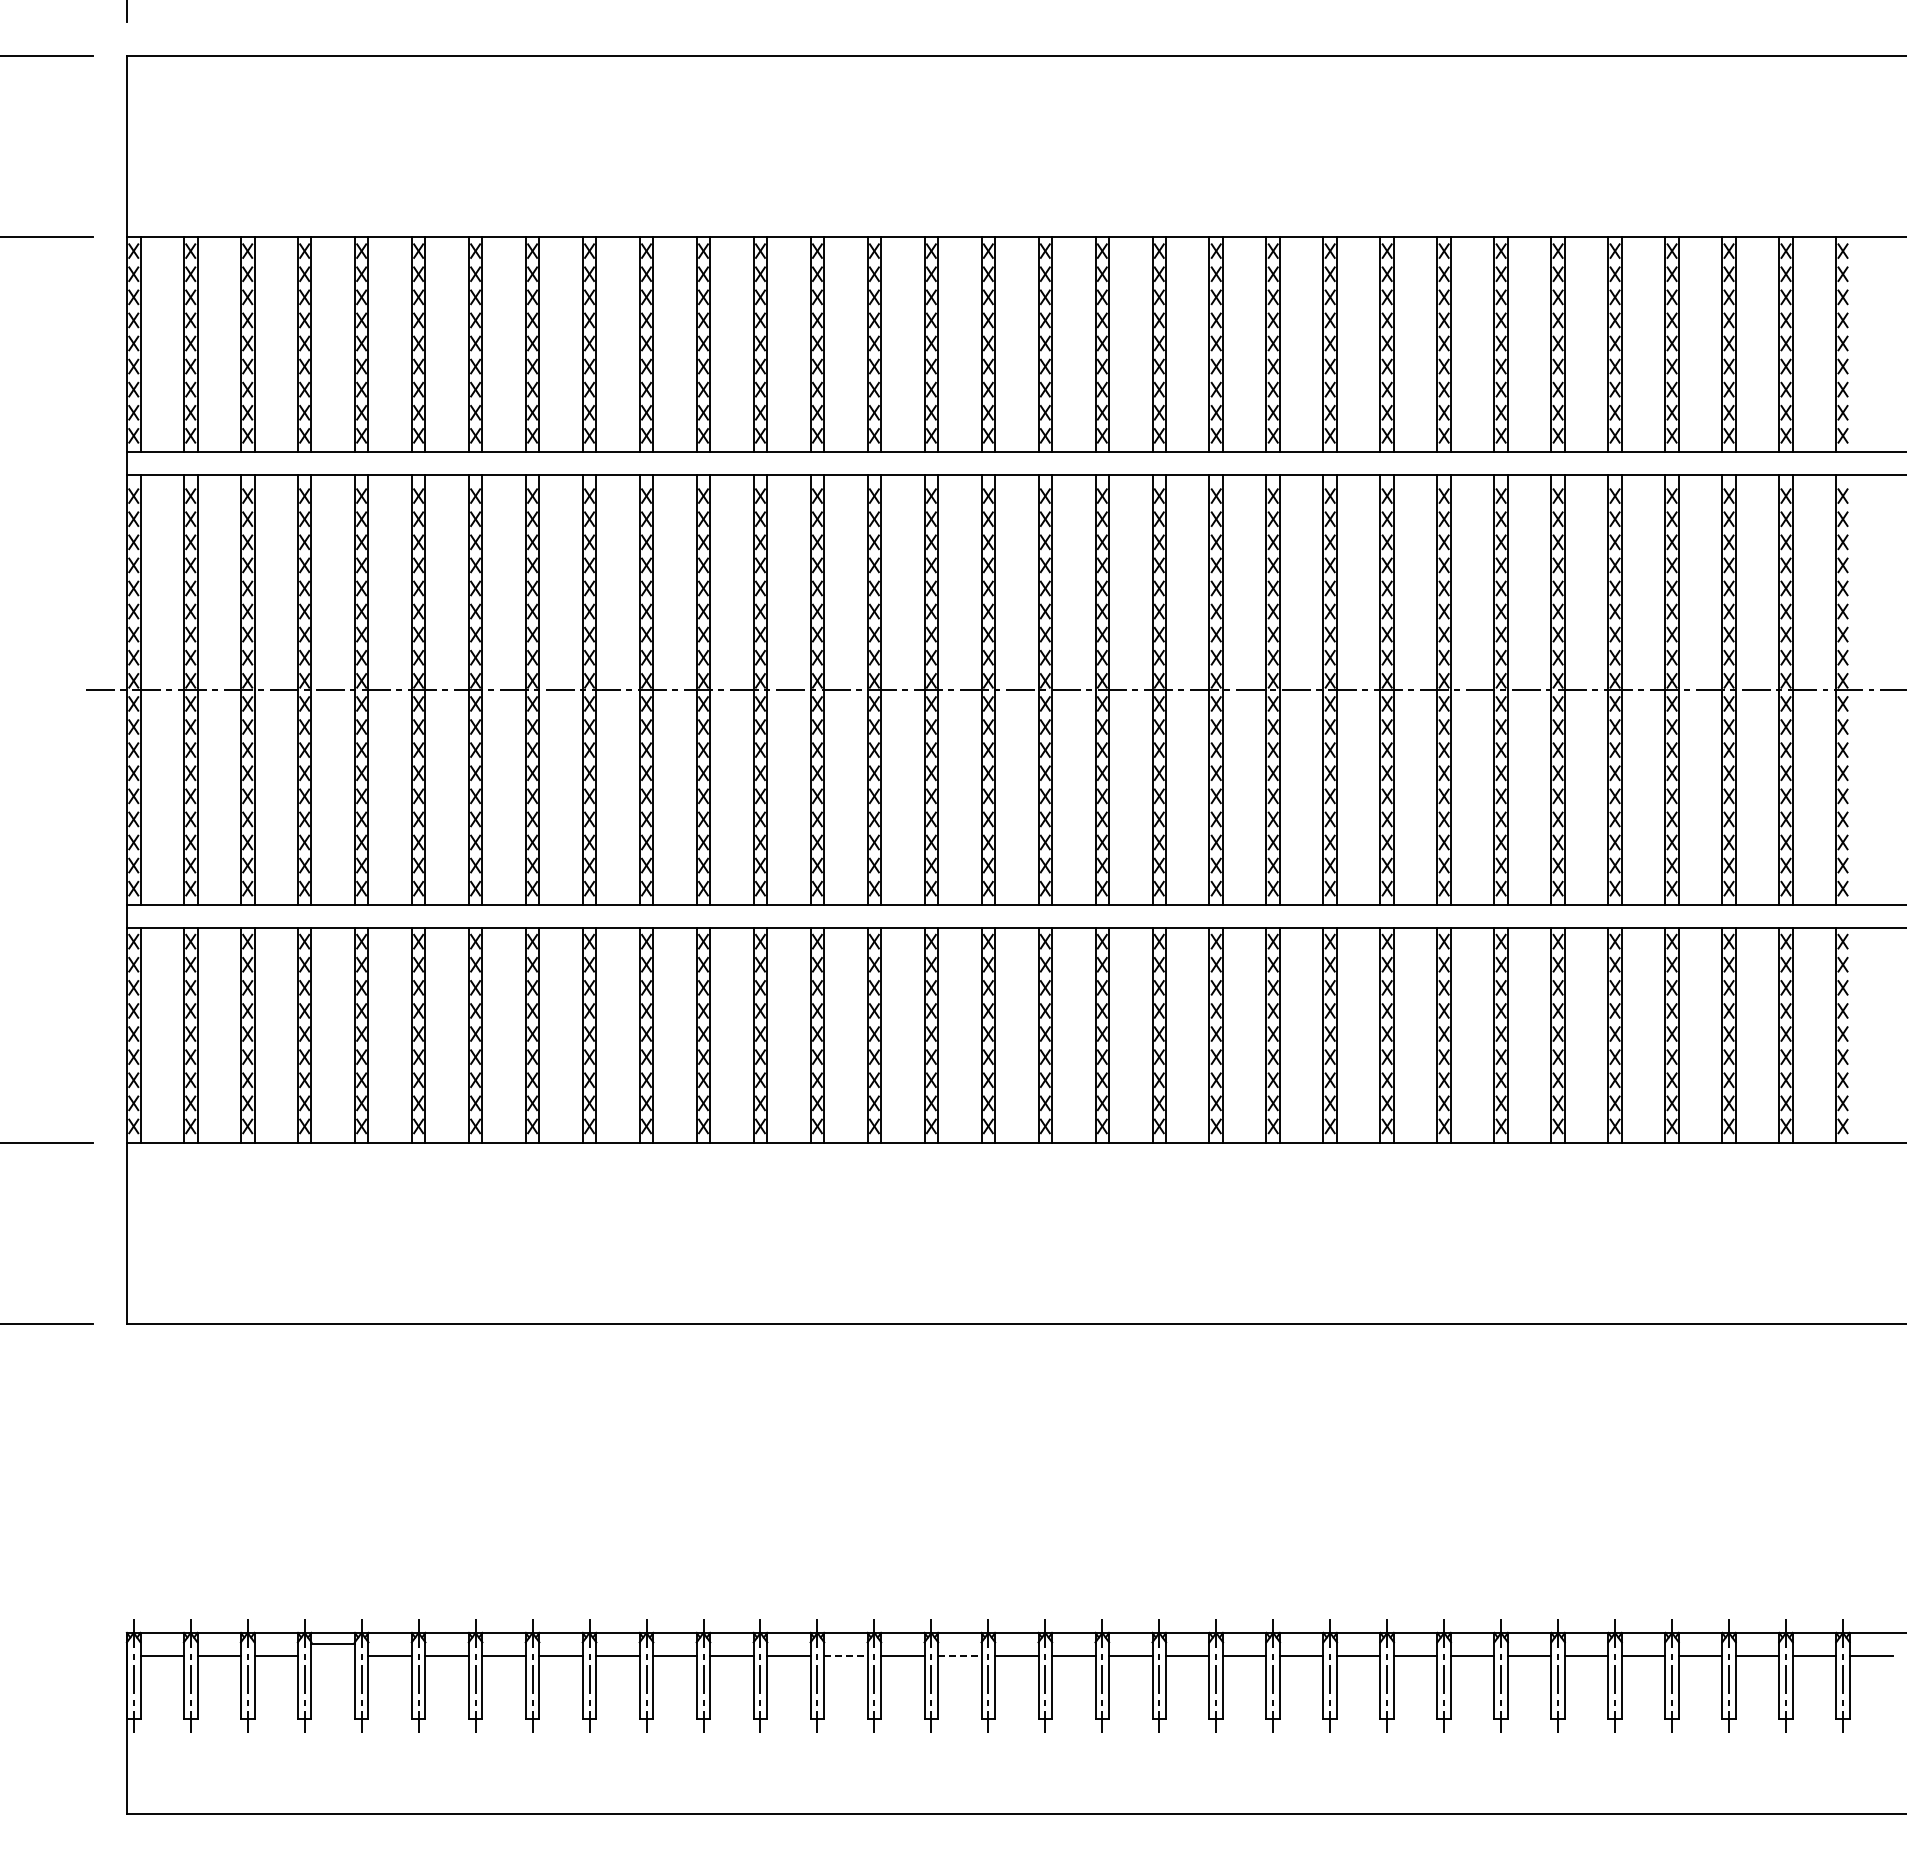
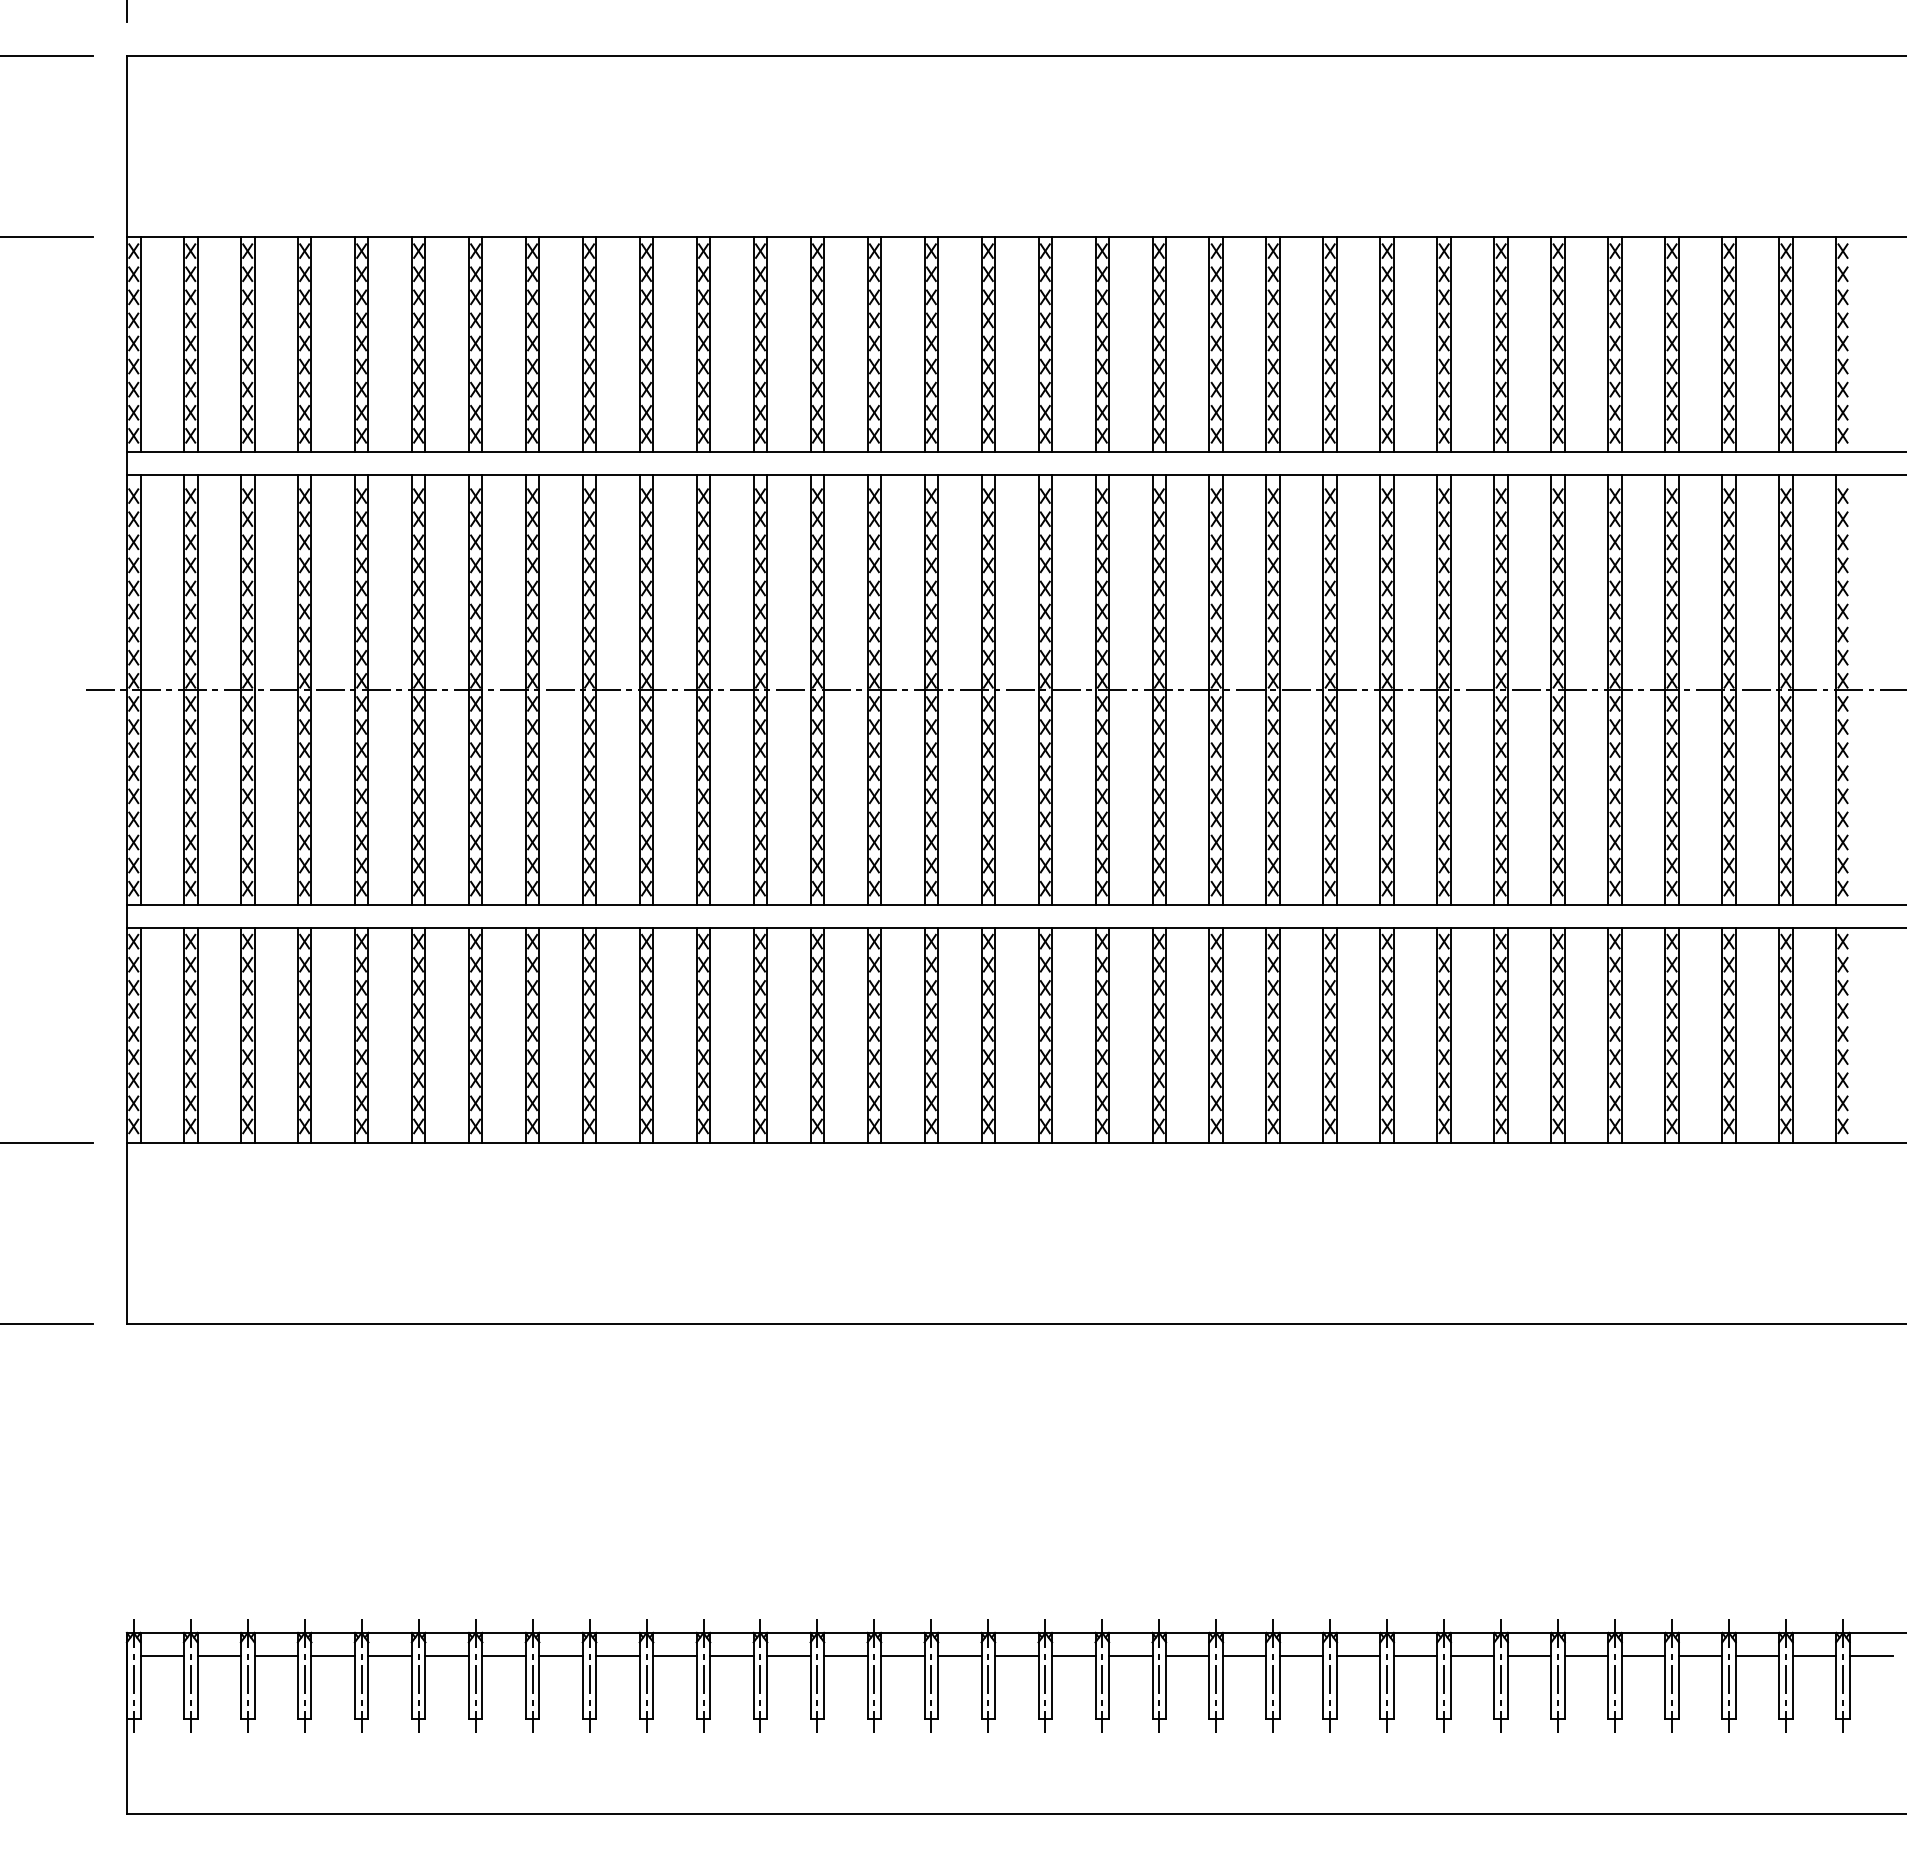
line position: (332, 1643) -> (332, 1655) (332, 1655)
line: dashed -> solid (845, 1655)
line: dashed -> solid (959, 1655)
